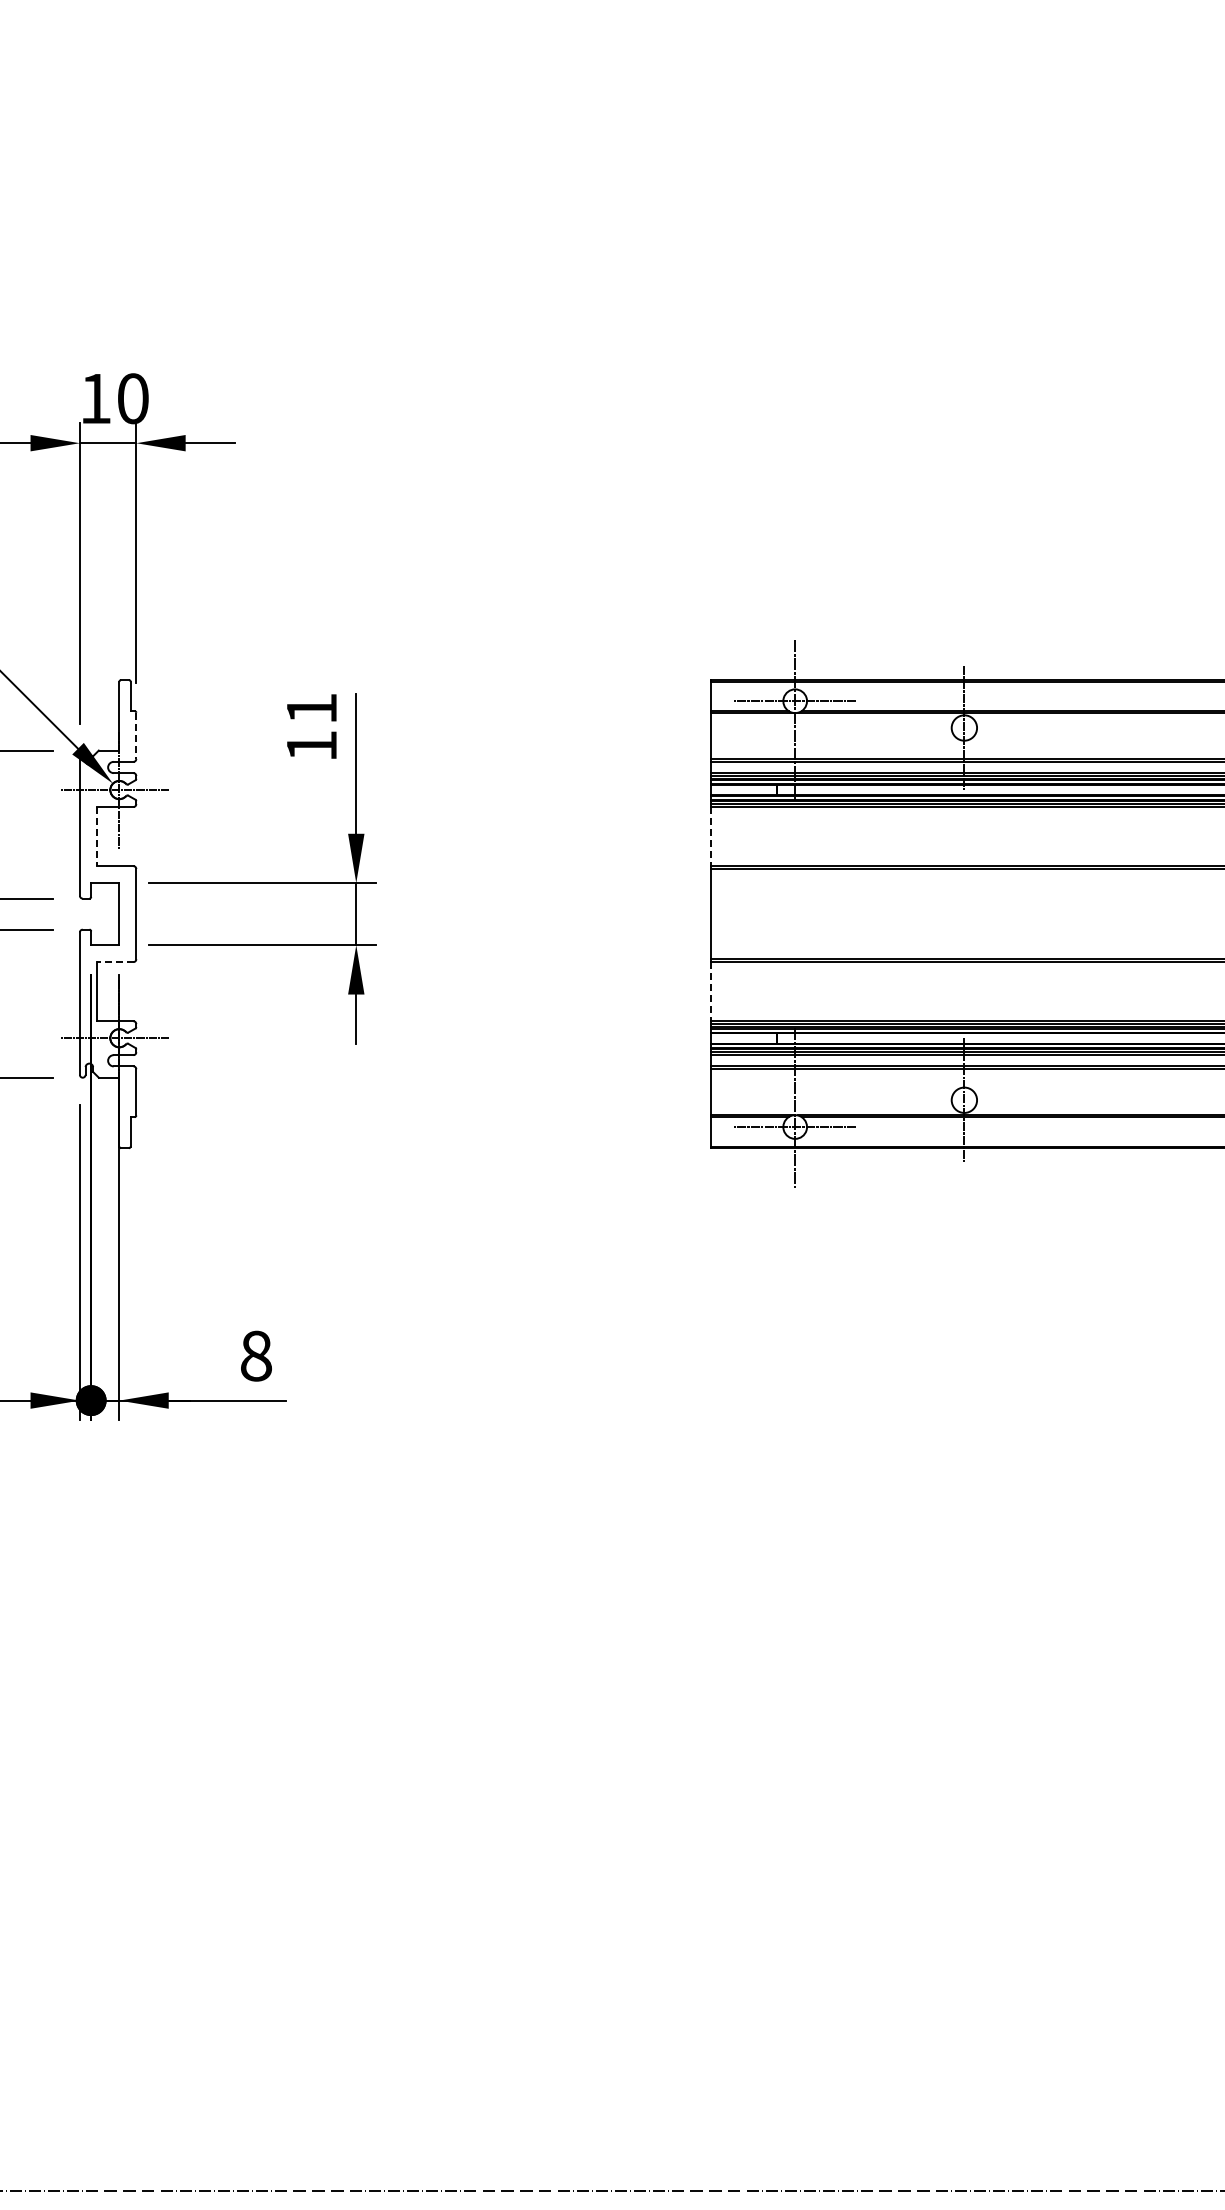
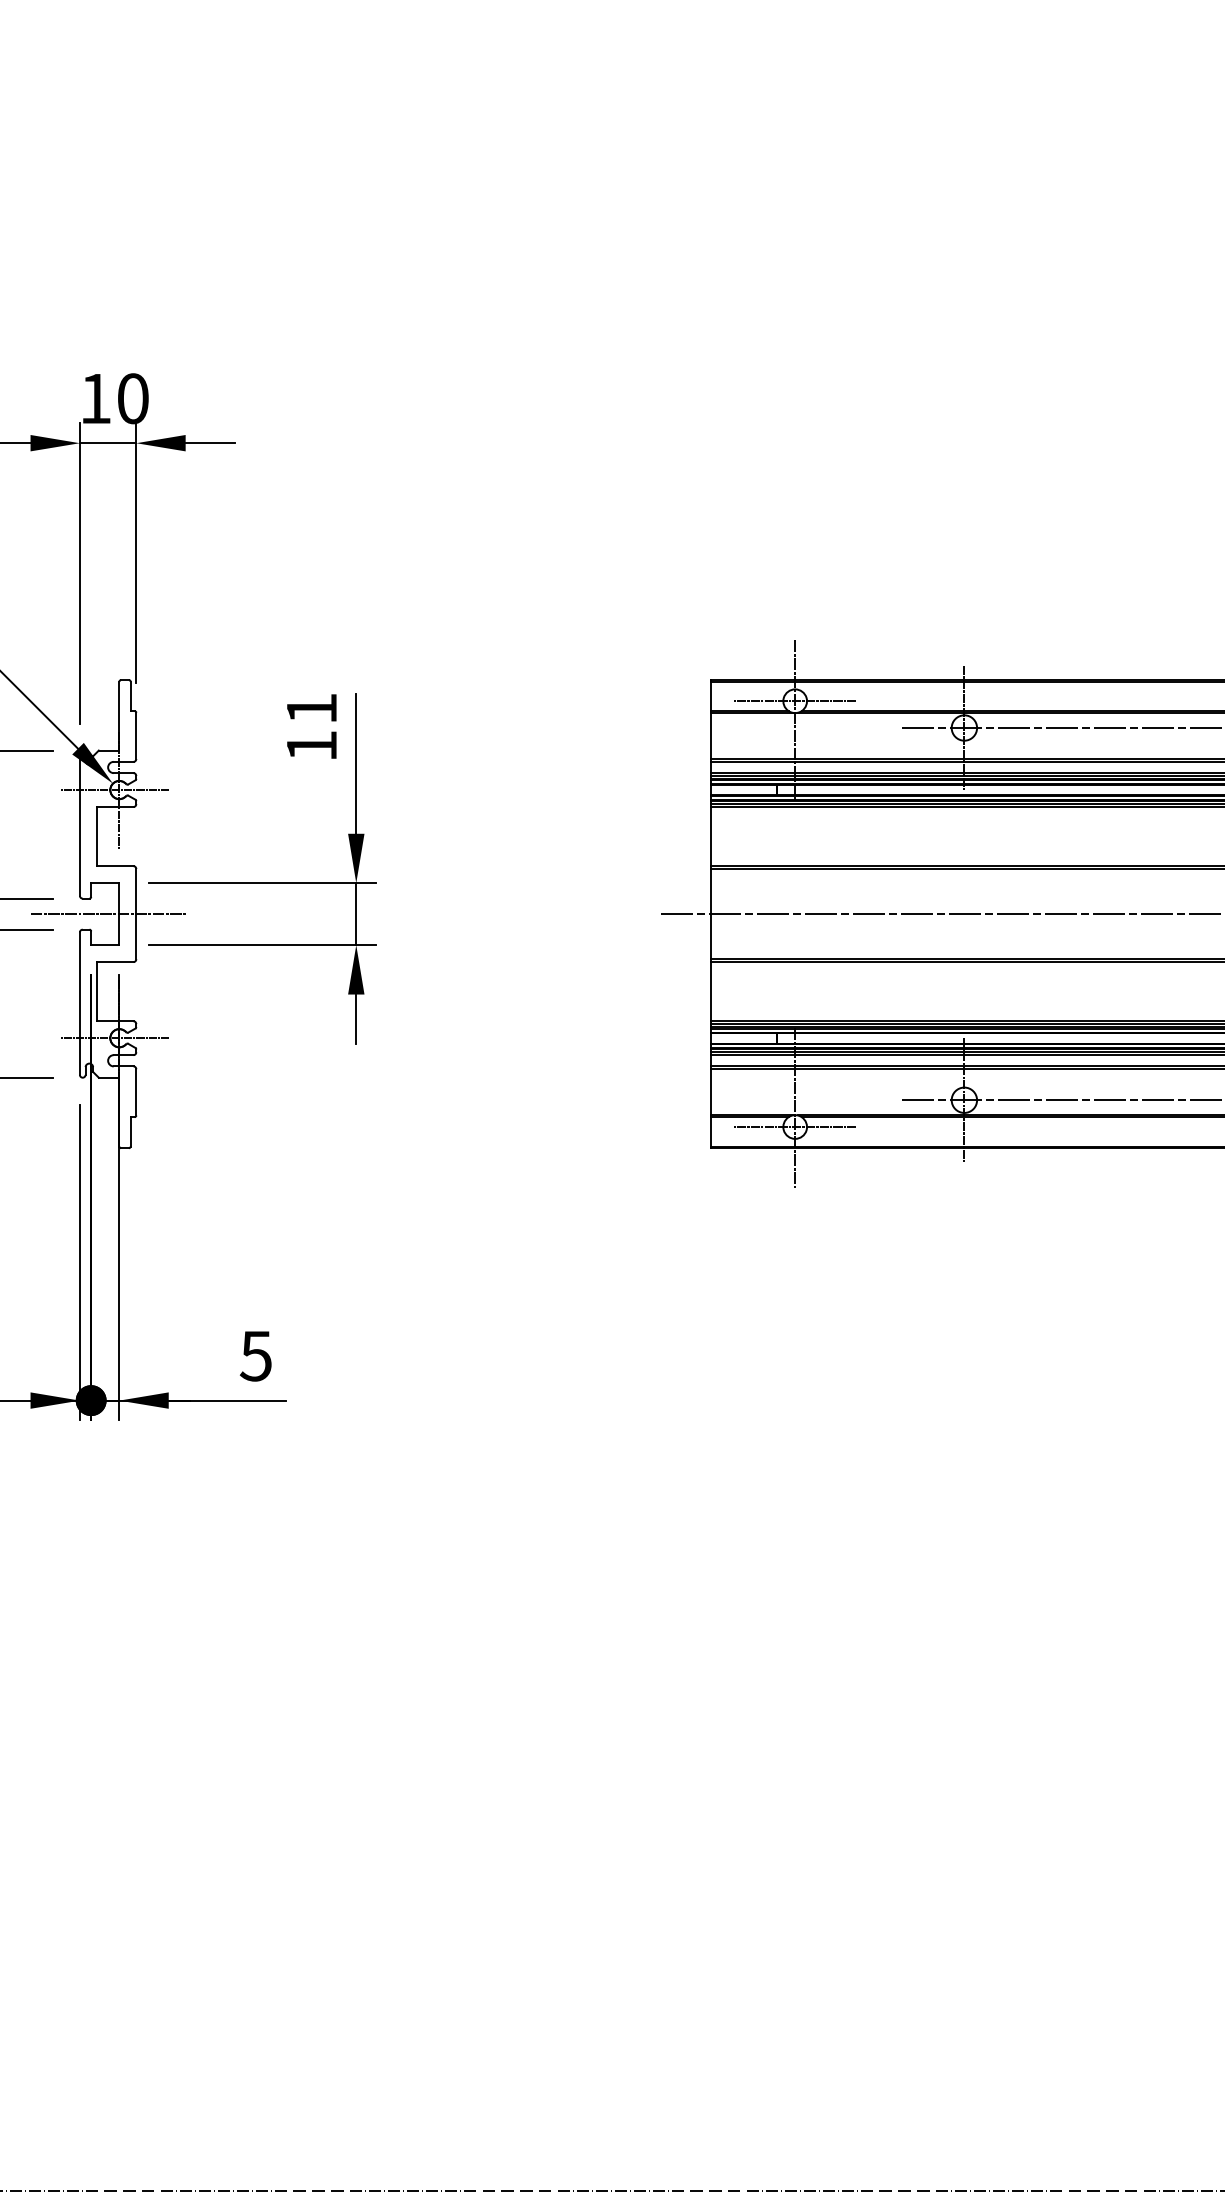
line: none -> present (1061, 728)
line: dashed -> solid (136, 736)
line: dashed -> solid (96, 836)
line: dashed -> solid (710, 836)
line: none -> present (107, 914)
line: none -> present (941, 914)
line: dashed -> solid (114, 962)
line: dashed -> solid (710, 991)
line: none -> present (1061, 1100)
text: 8 -> 5 (255, 1355)
